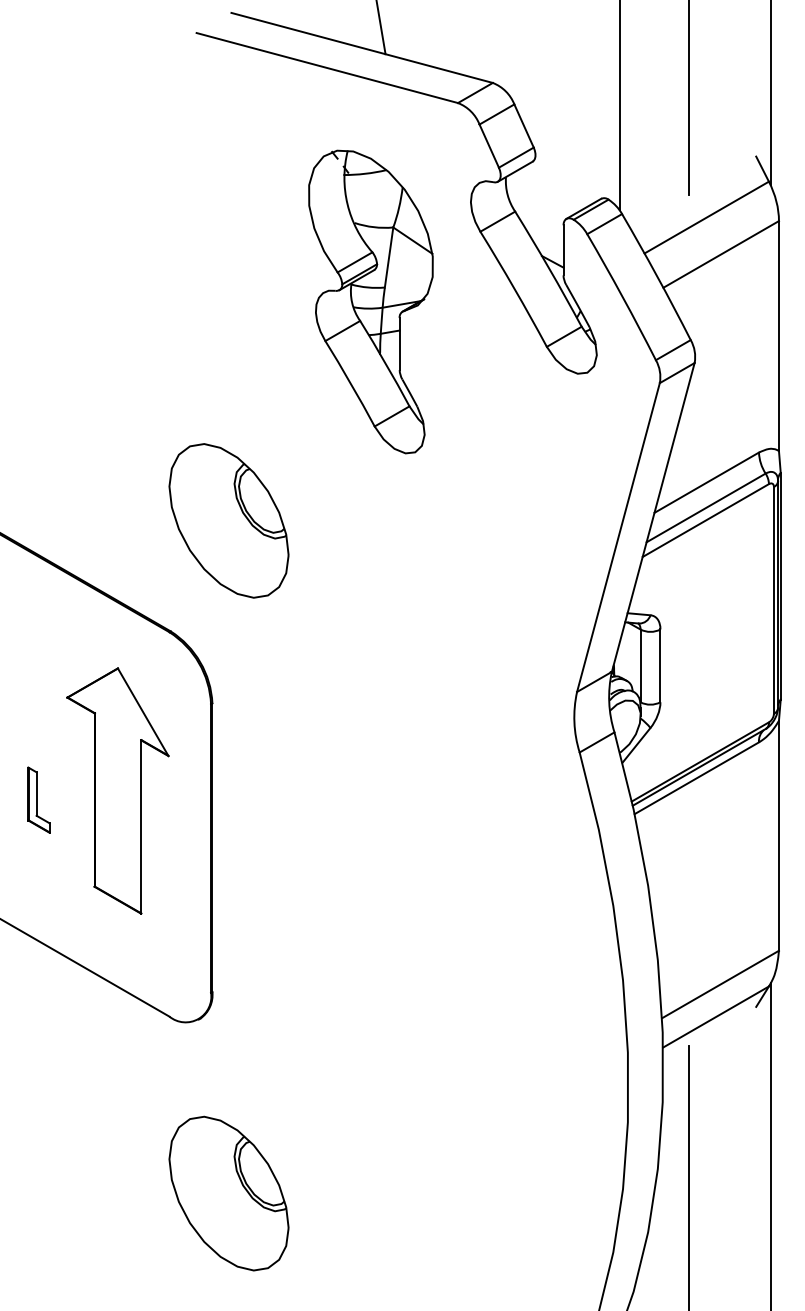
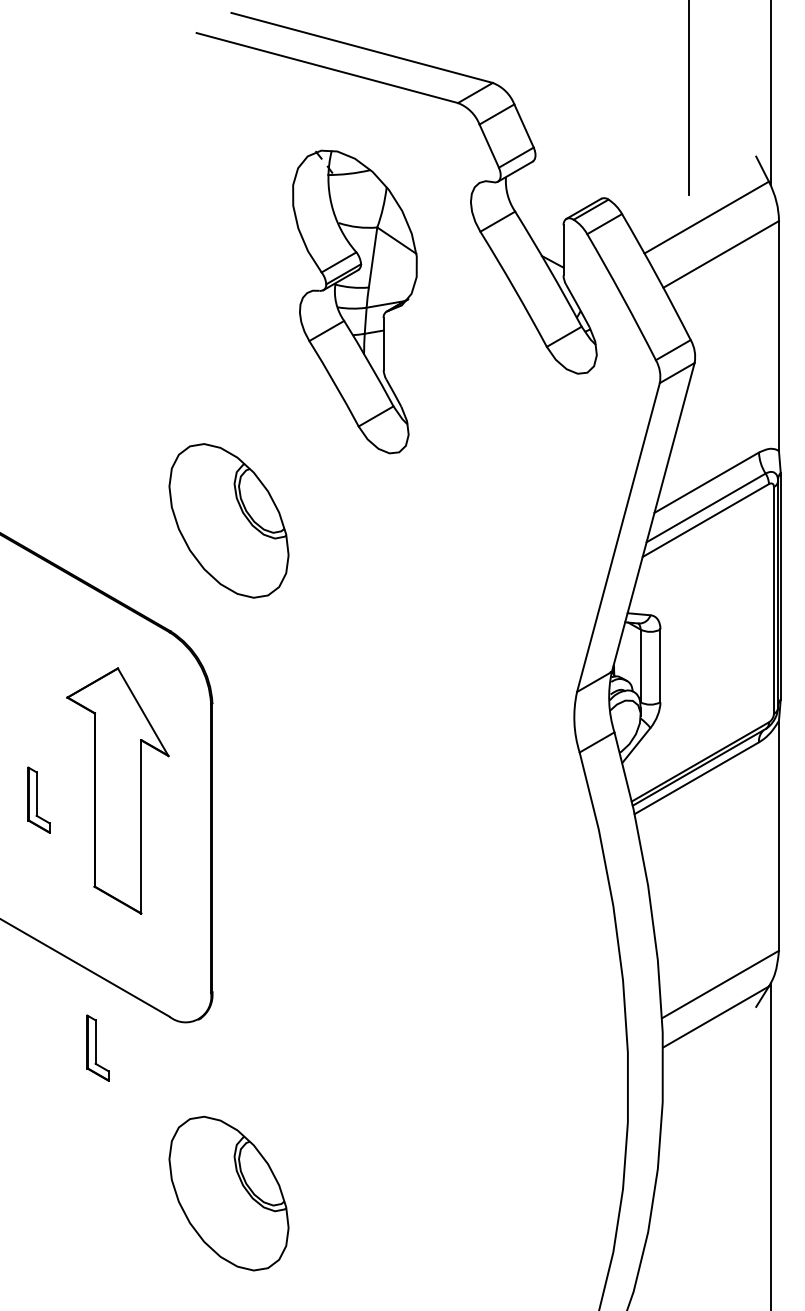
line: present -> none (380, 28)
line: present -> none (619, 106)
part position: (370, 301) -> (354, 301) (354, 301)
part: none -> present (97, 1047)
line: present -> none (689, 1176)
